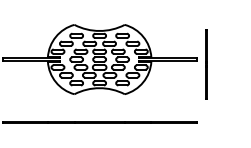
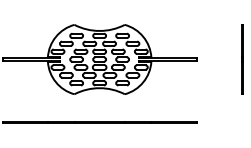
line position: (206, 64) -> (242, 59) (242, 59)
